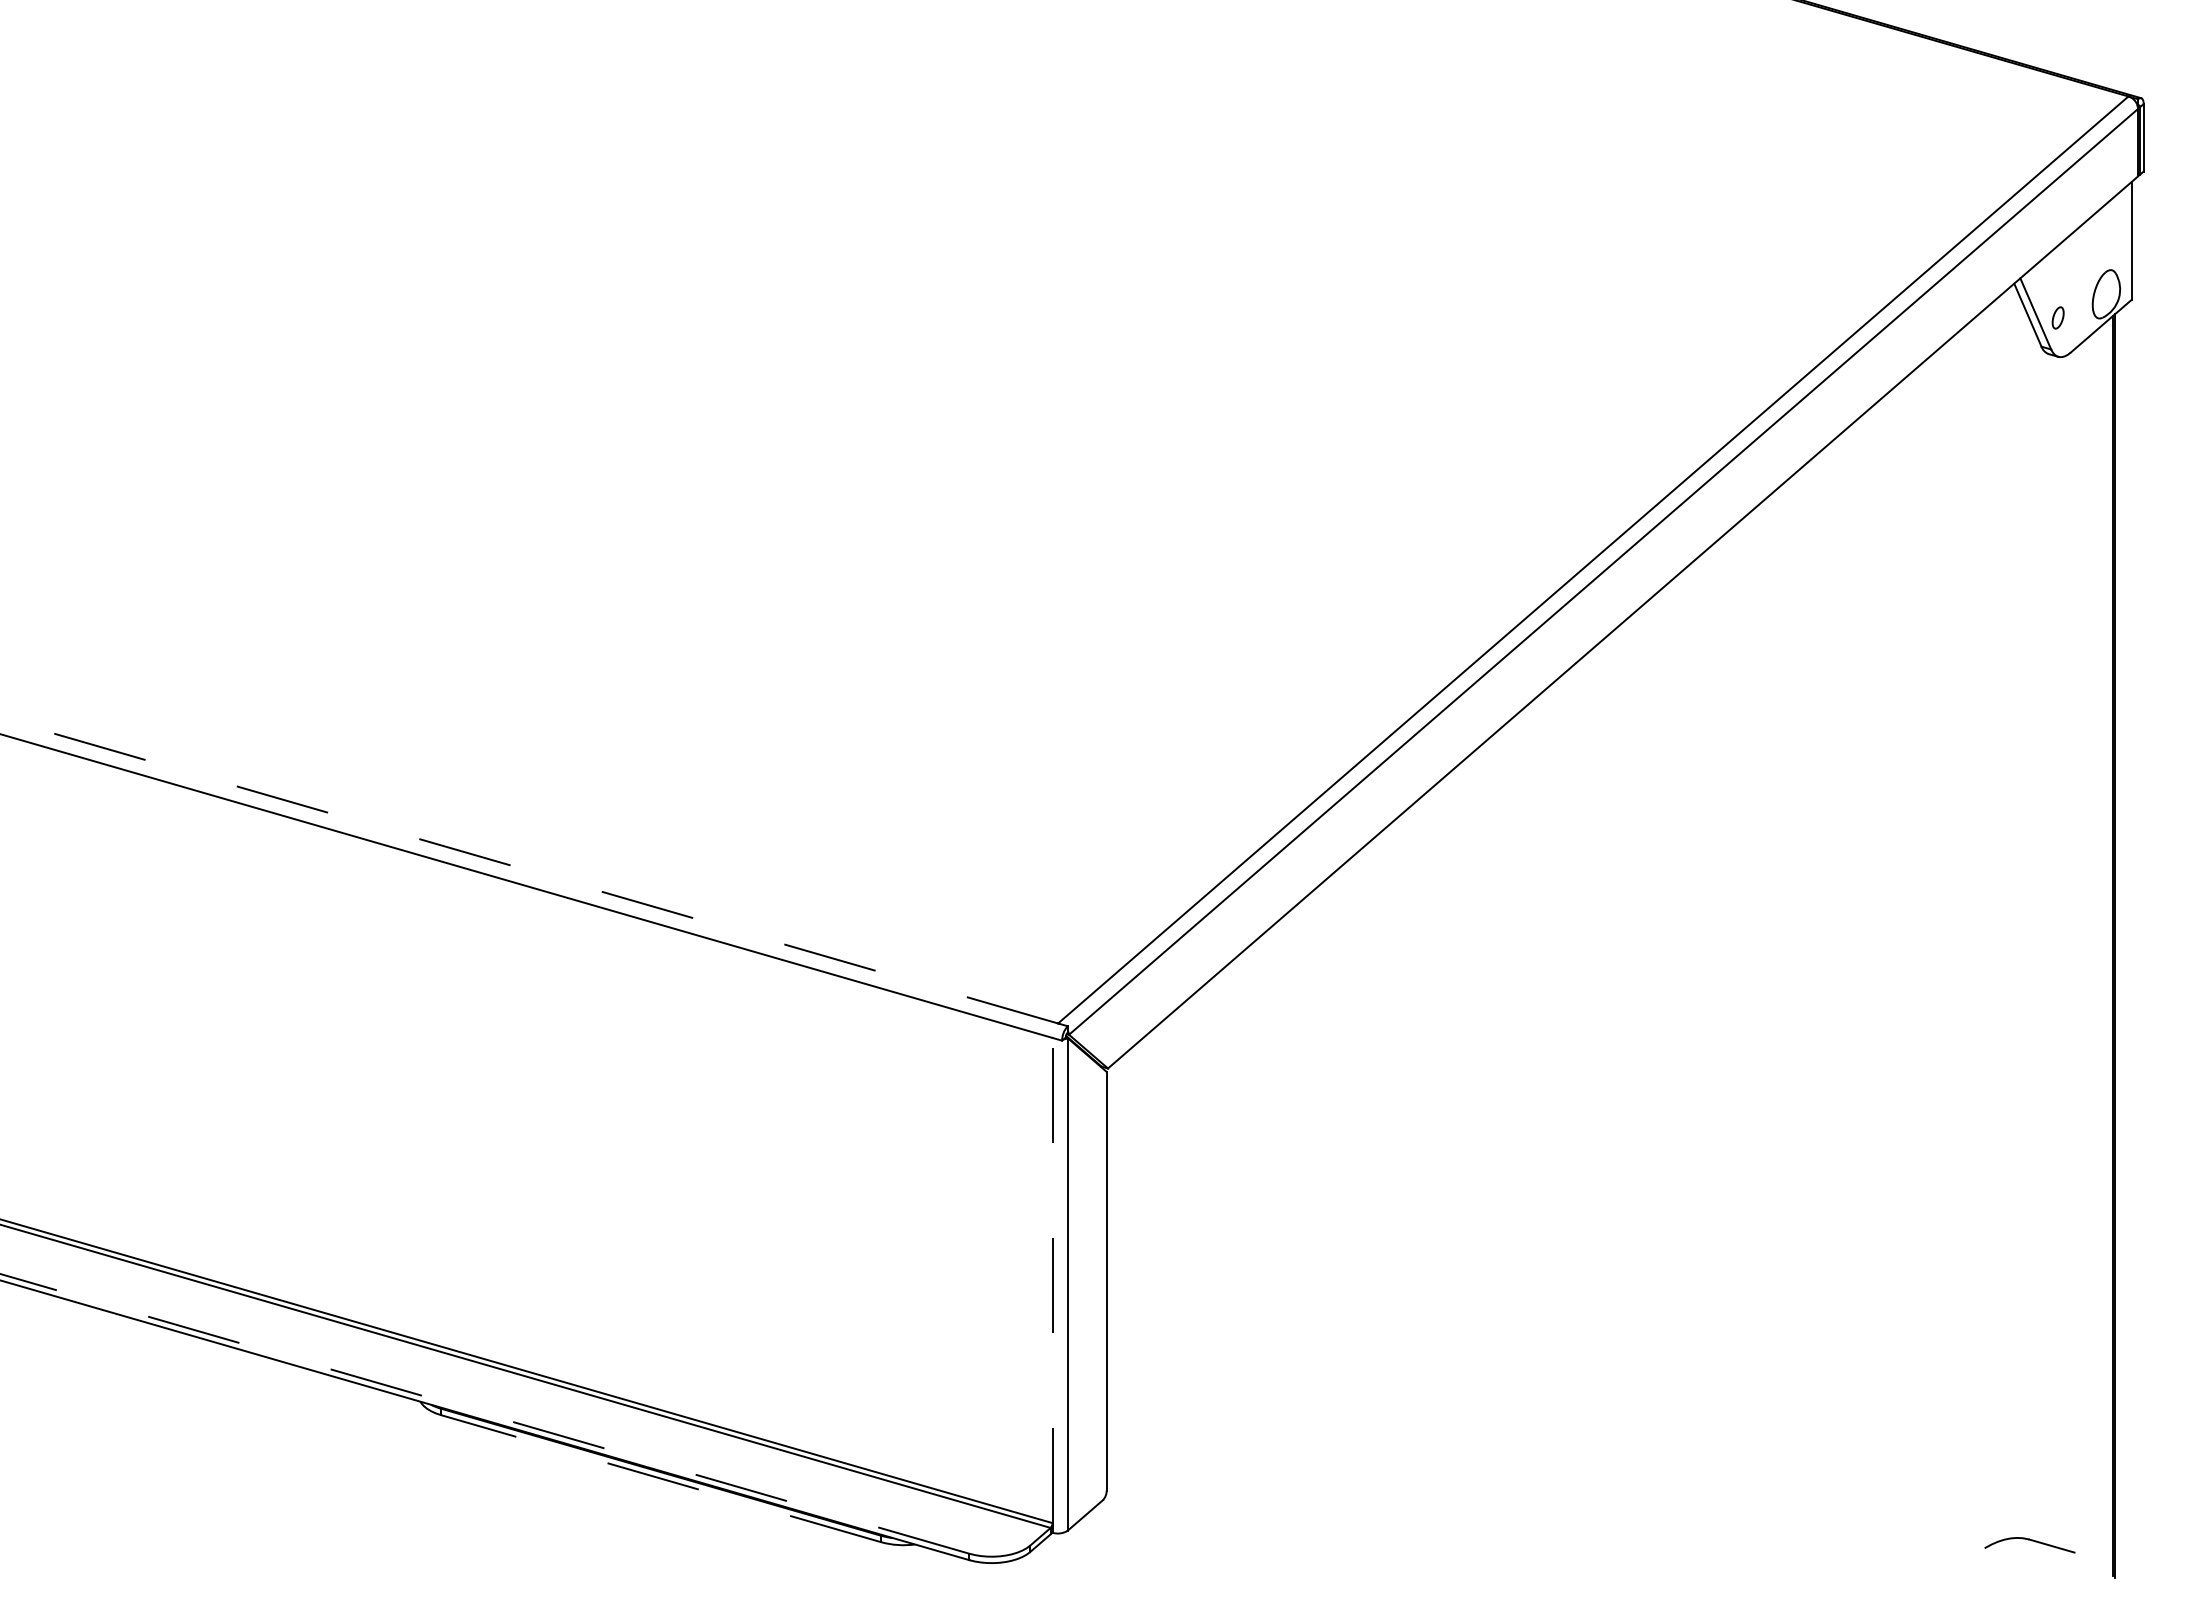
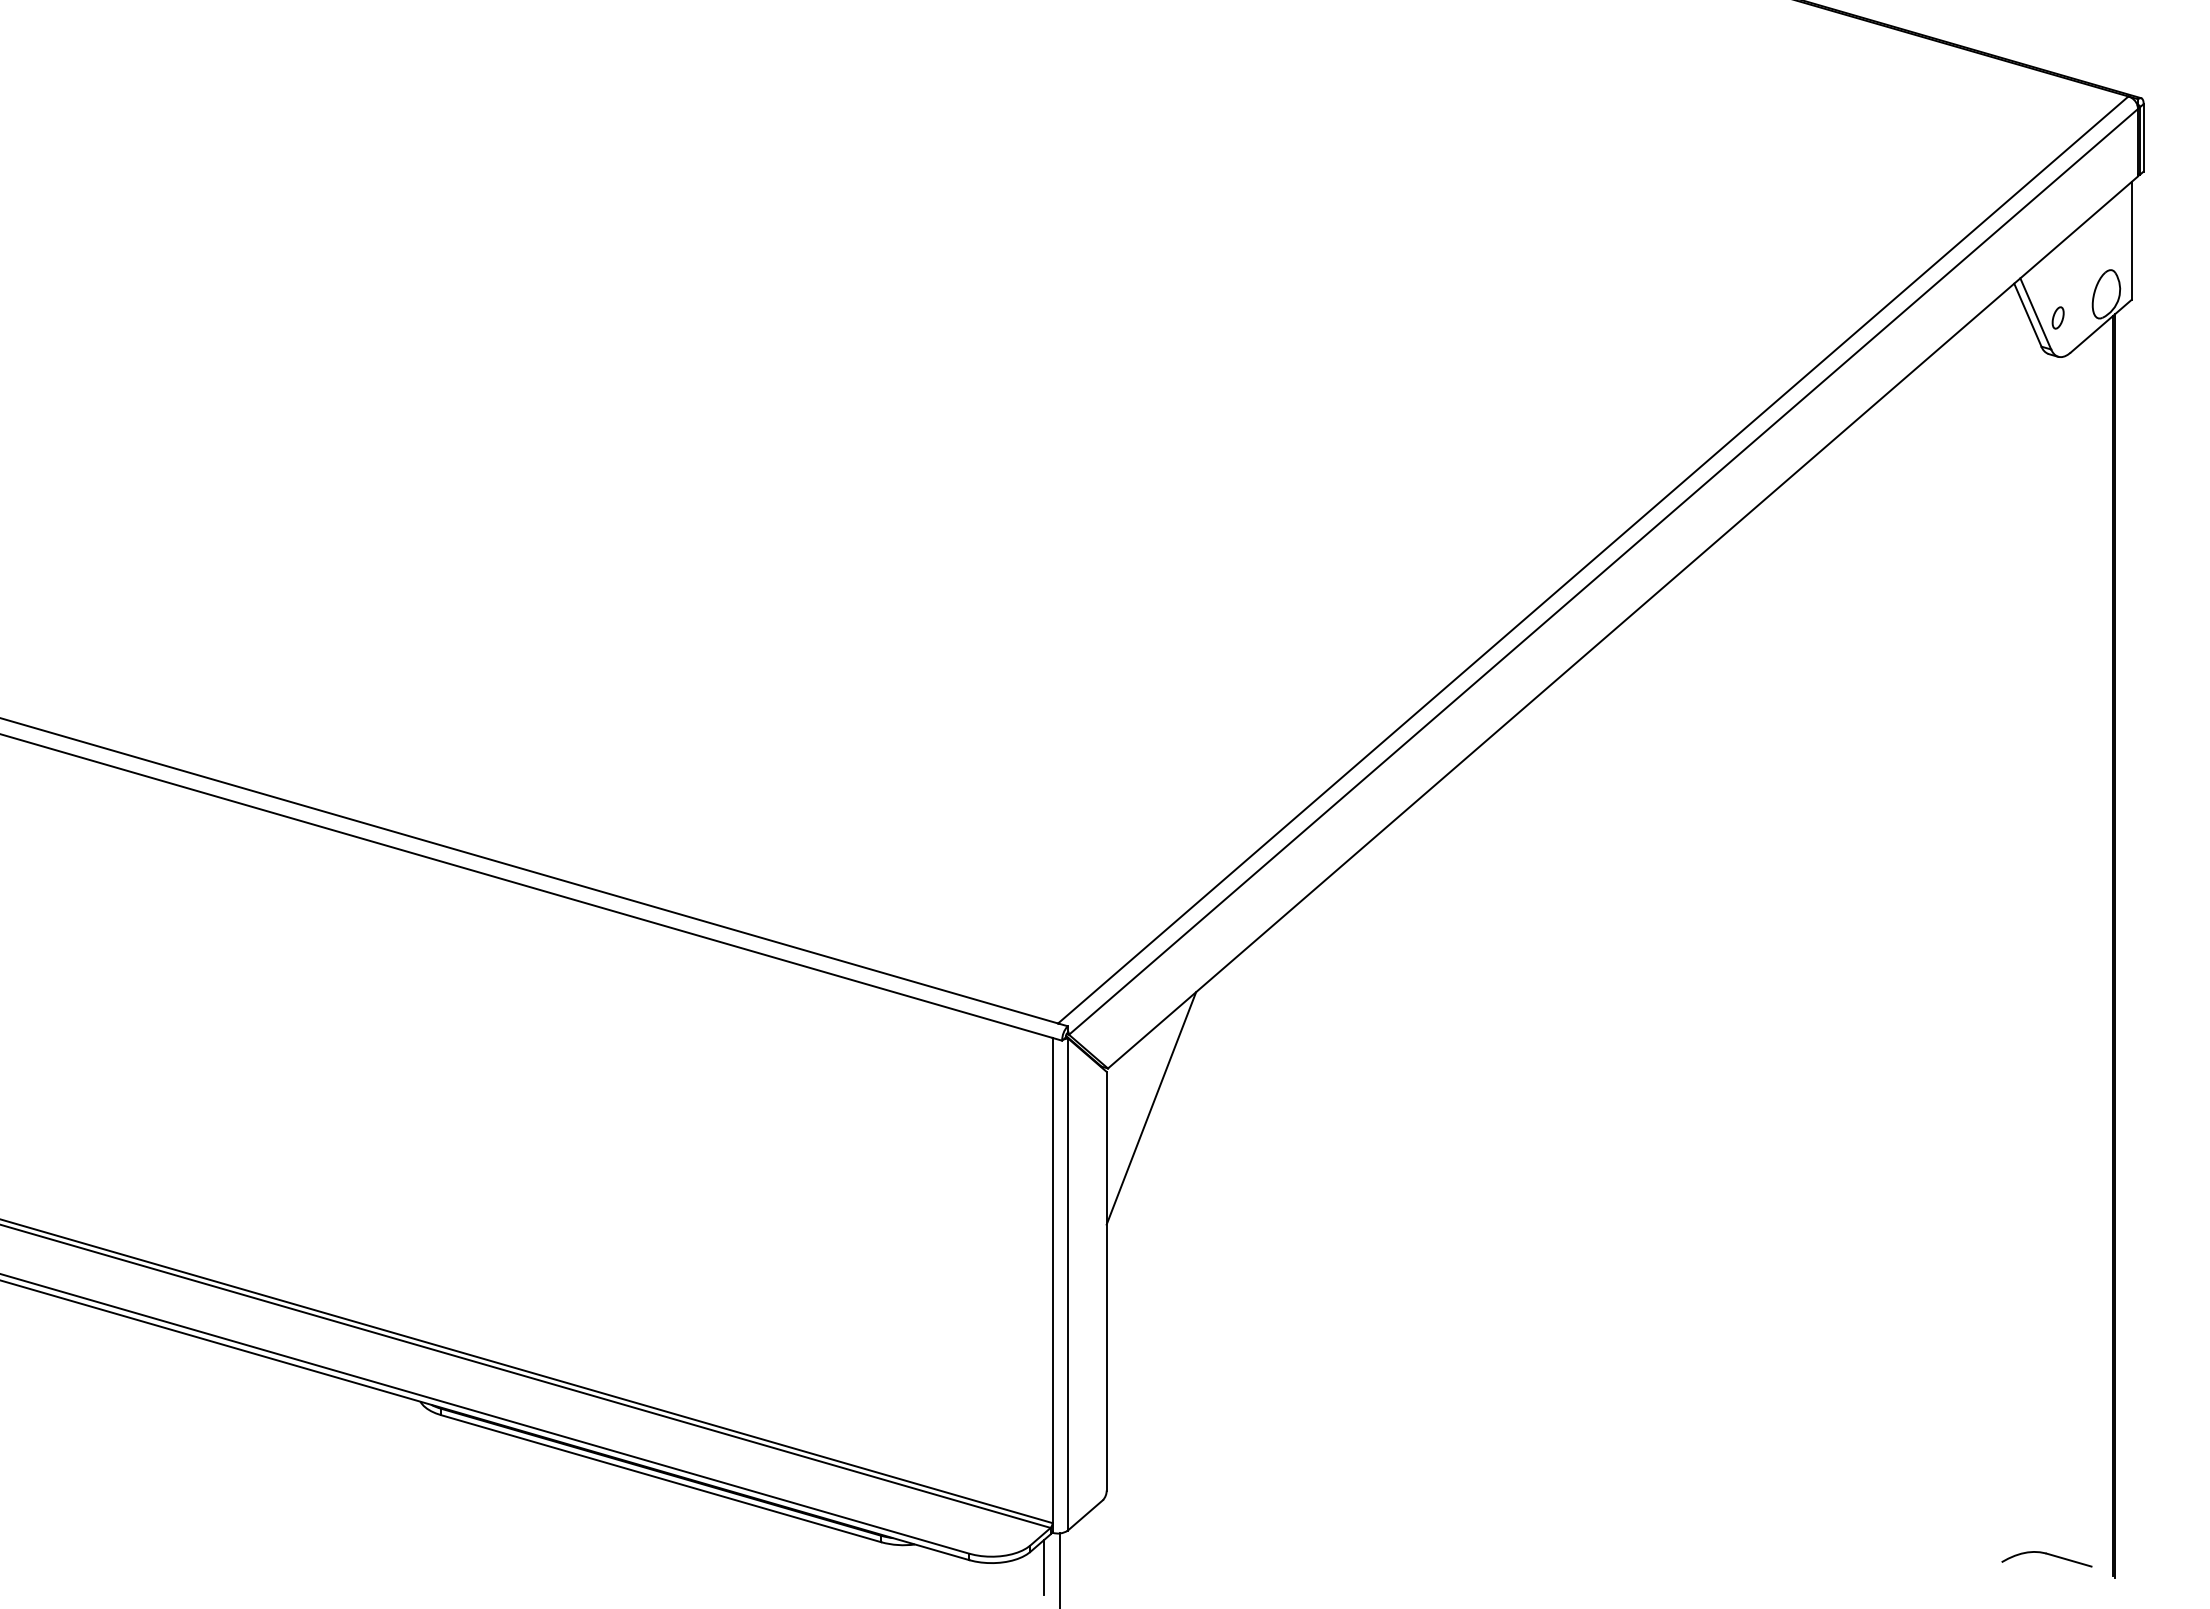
line: dashed -> solid (528, 870)
line: none -> present (1151, 1108)
line: dashed -> solid (1052, 1280)
line: dashed -> solid (484, 1413)
line: dashed -> solid (660, 1478)
part position: (2029, 1545) -> (2046, 1559) (2046, 1559)
line: none -> present (1044, 1566)
line: none -> present (1059, 1569)
